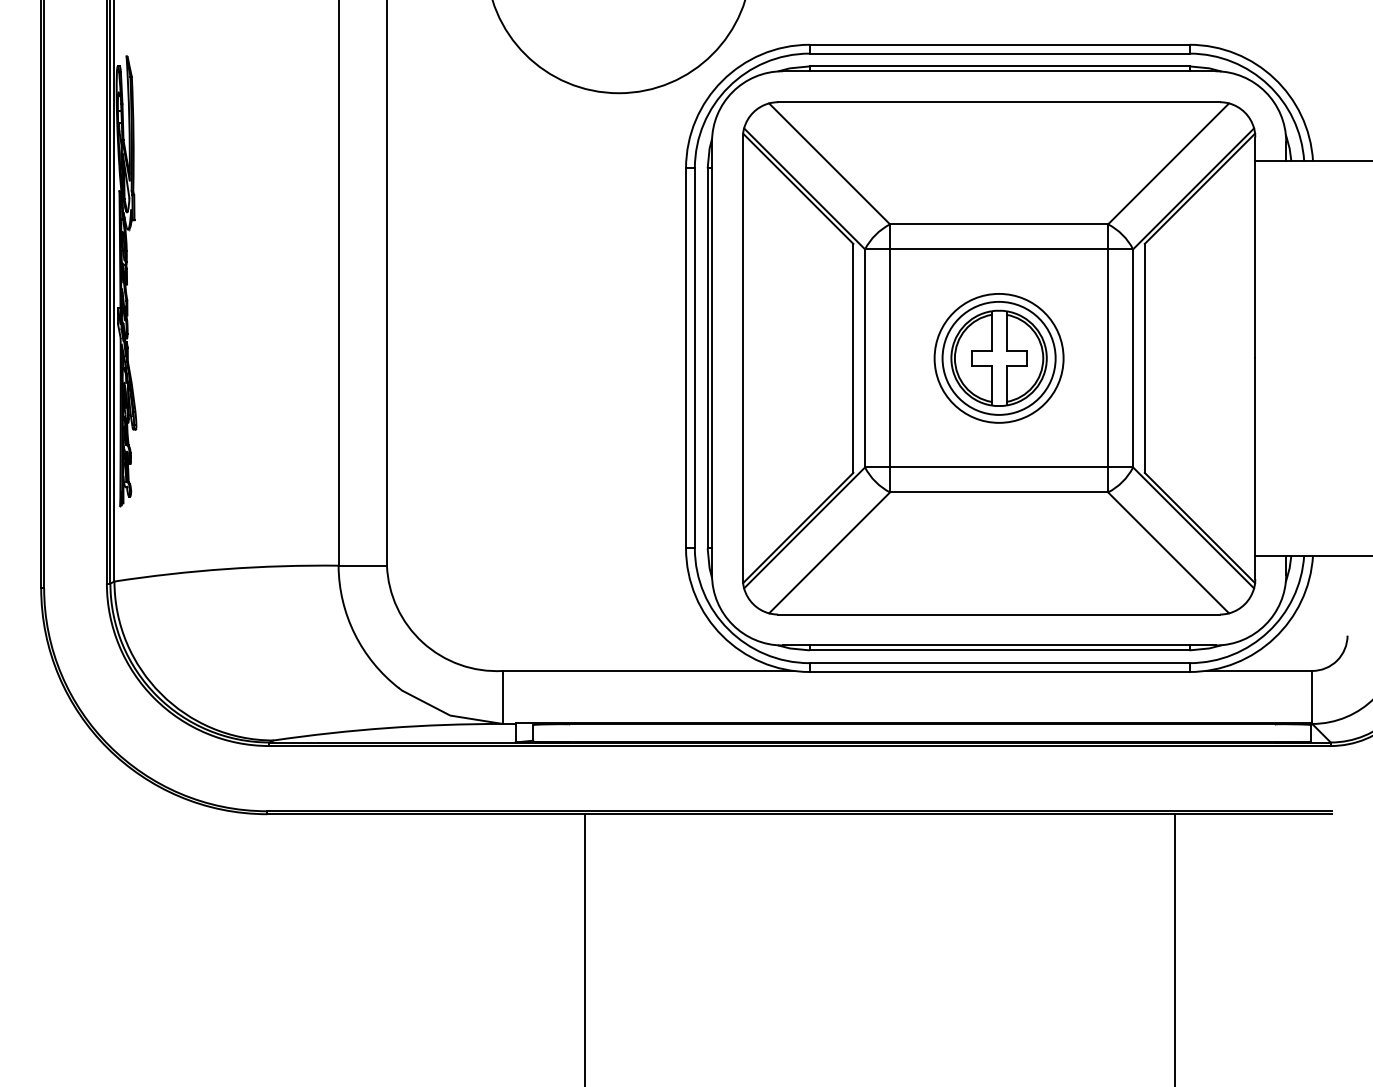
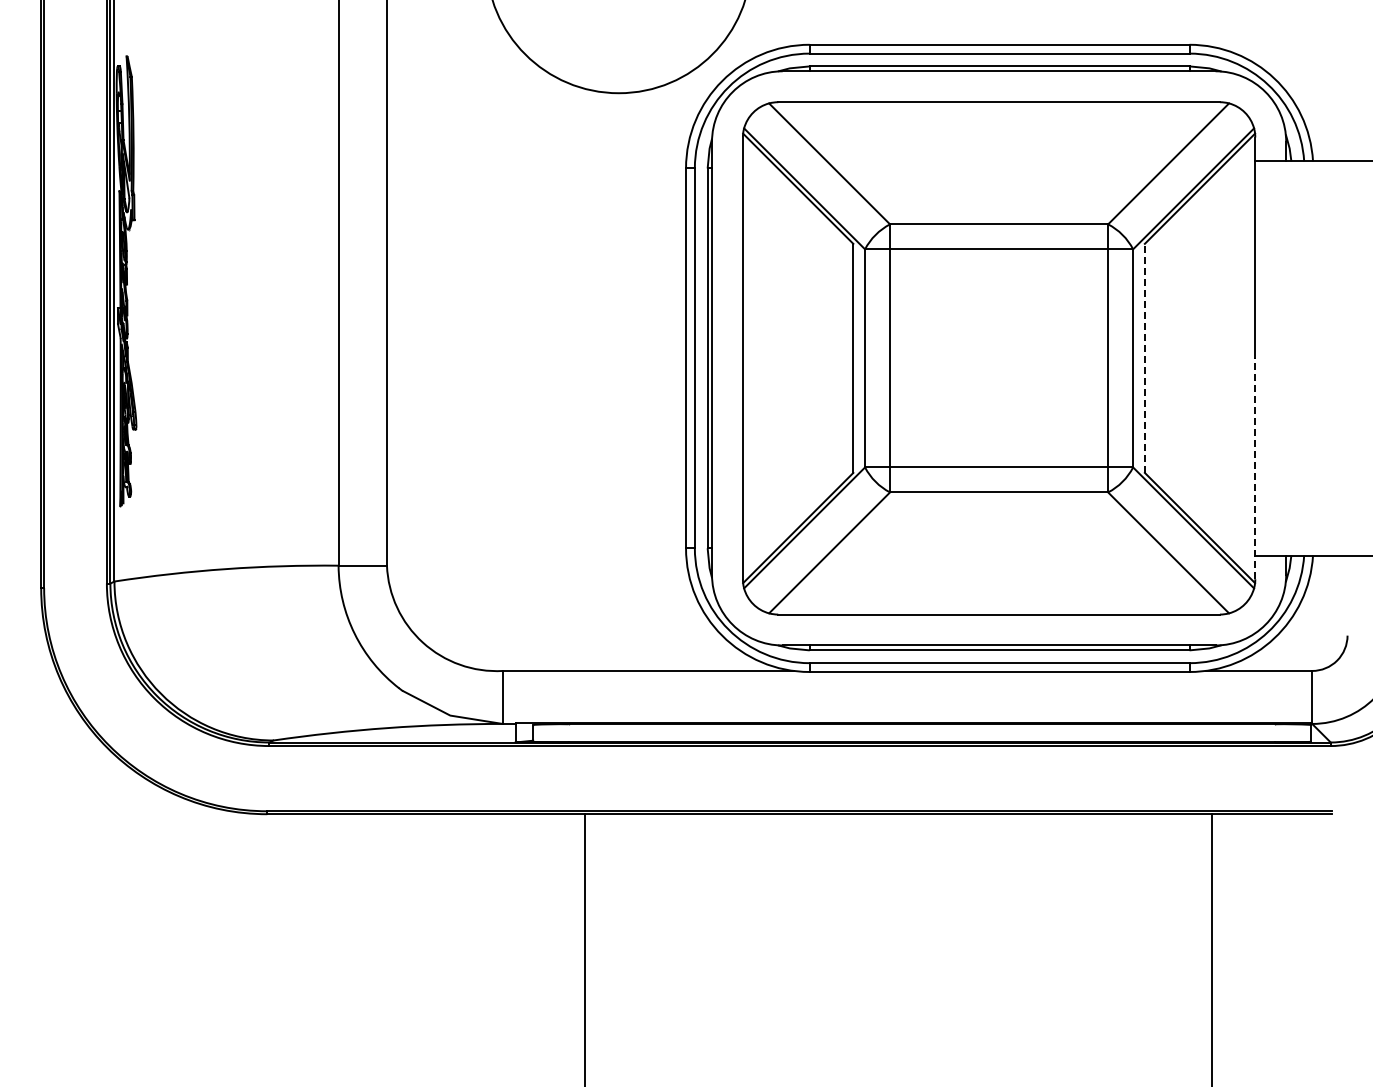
part: present -> none (998, 358)
line: solid -> dashed (1144, 358)
line: solid -> dashed (1255, 468)
line position: (1175, 948) -> (1212, 948) (1212, 948)
